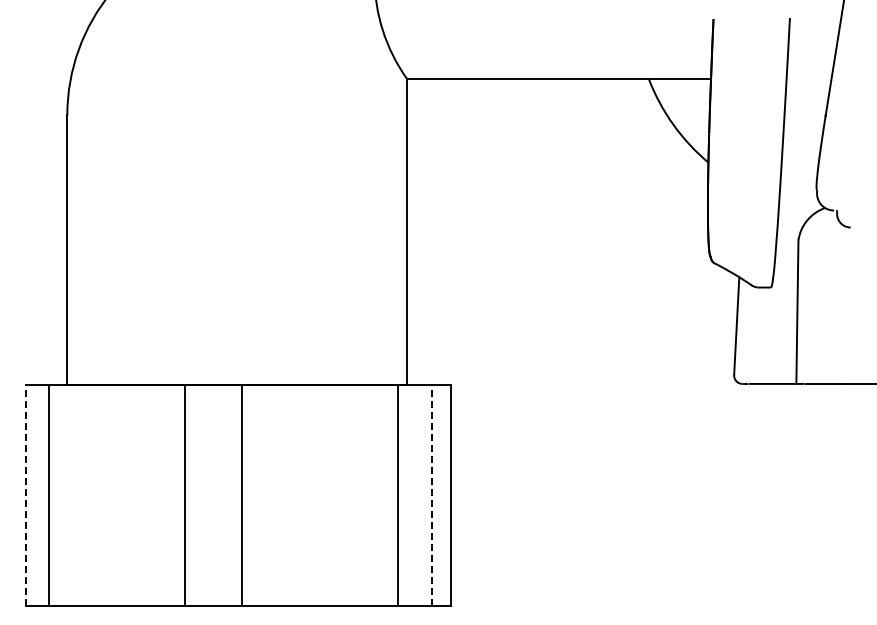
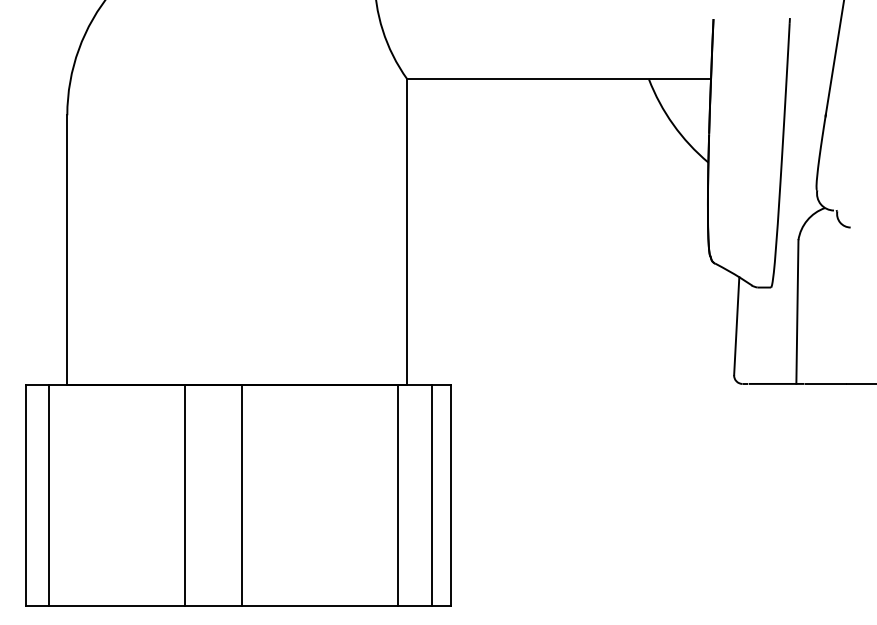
line: dashed -> solid (26, 495)
line: dashed -> solid (431, 495)
